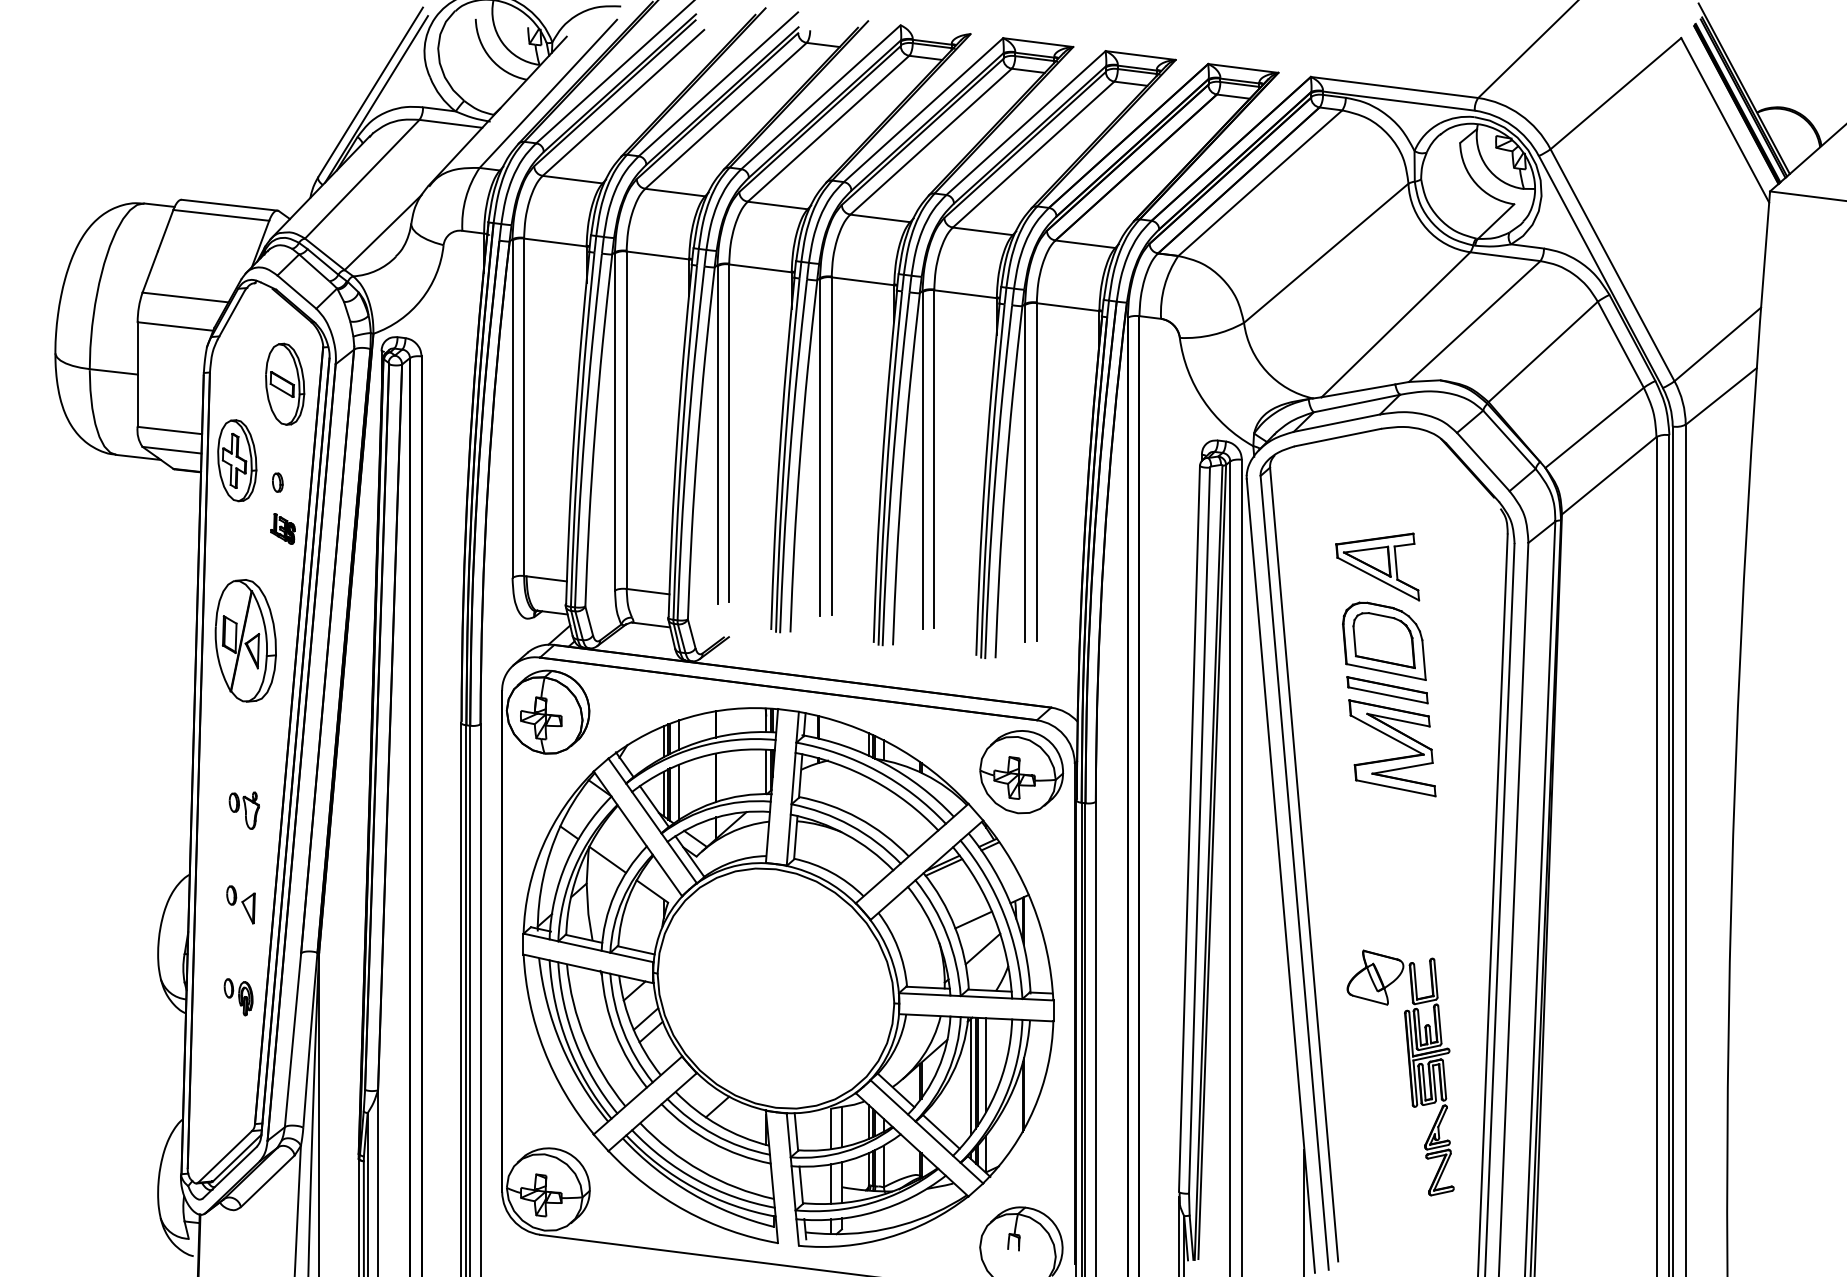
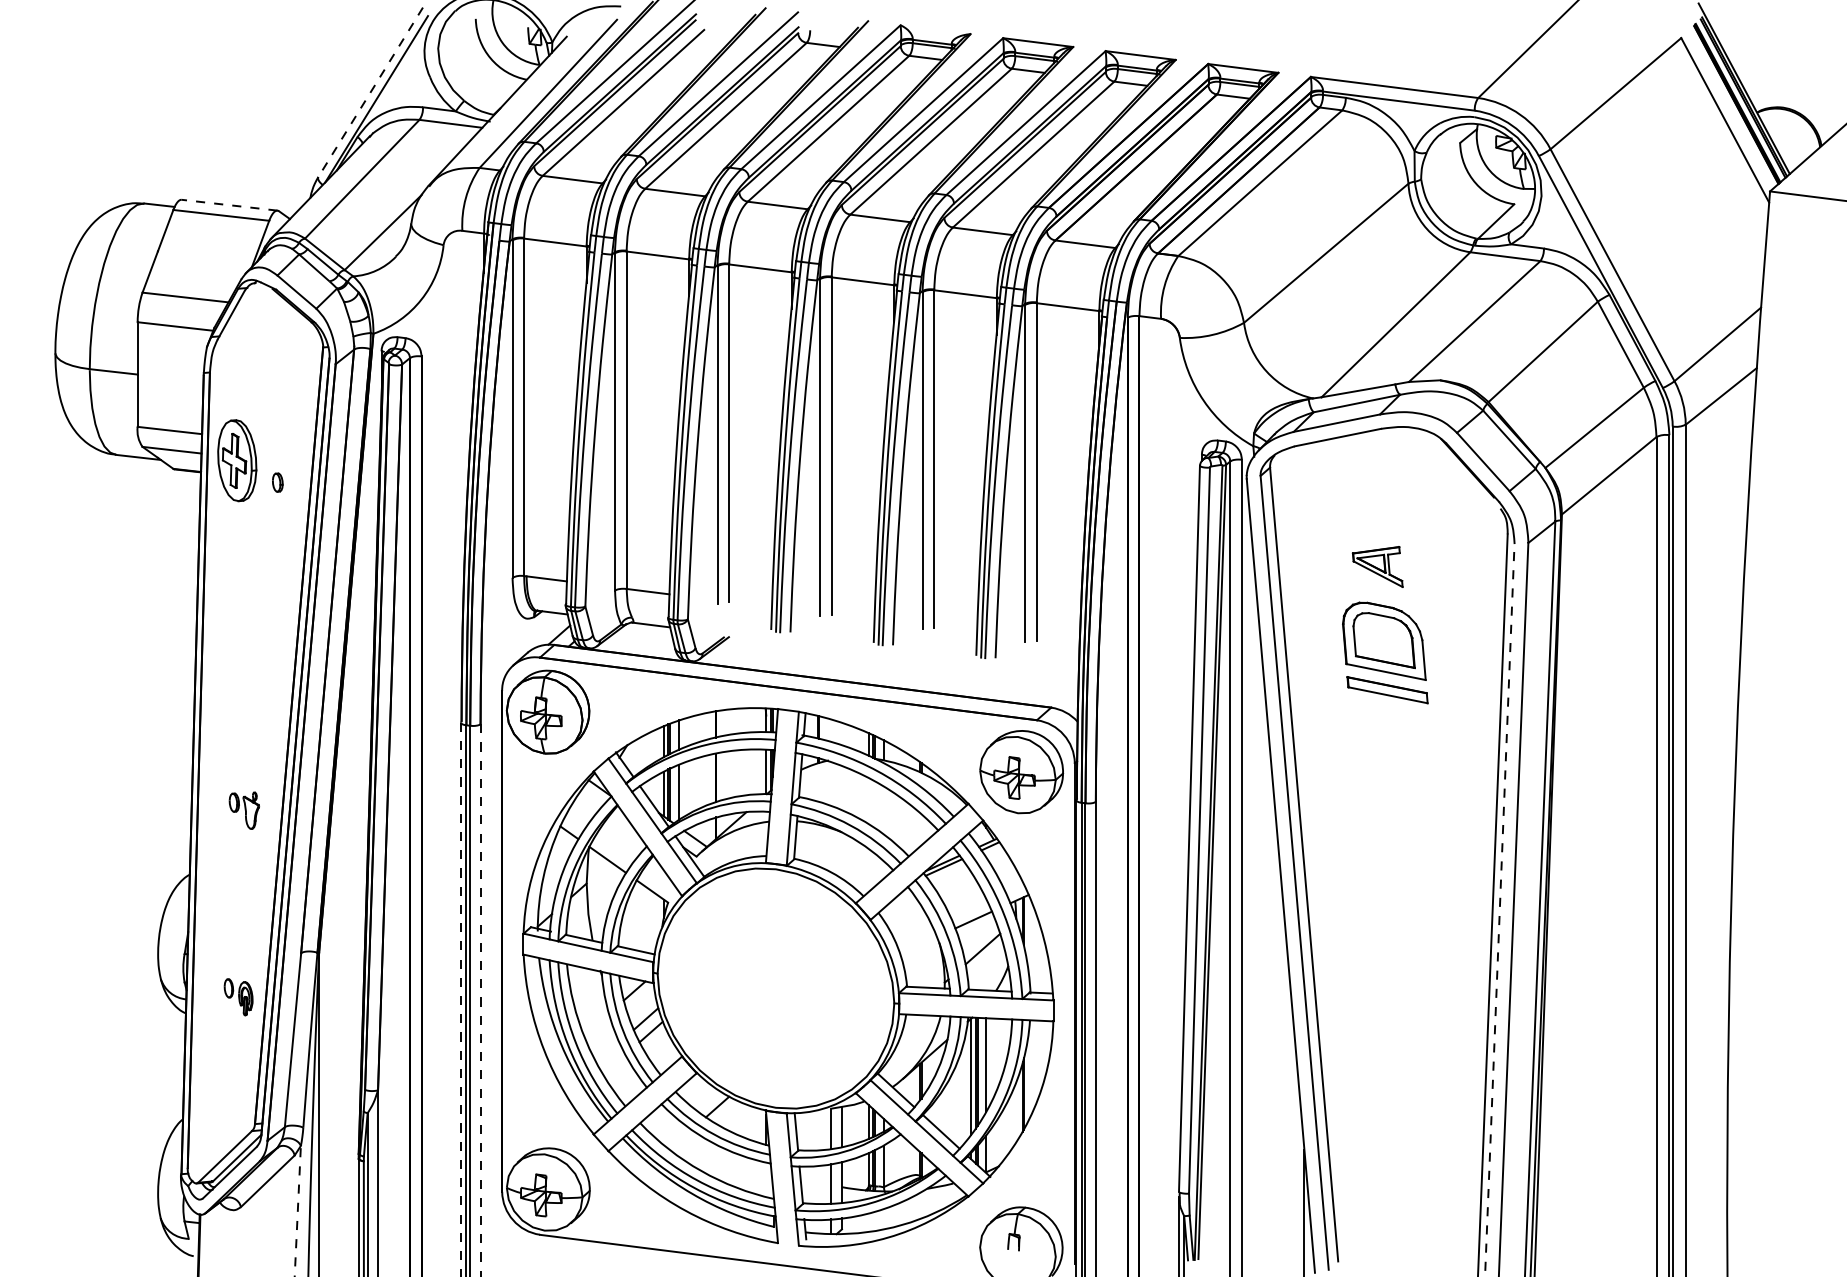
line: solid -> dashed (370, 92)
line: solid -> dashed (229, 205)
part: present -> none (285, 383)
part: present -> none (282, 528)
part size: 86x70 px -> 53x42 px (1377, 566)
part: present -> none (245, 640)
part: present -> none (1396, 741)
part: present -> none (240, 904)
line: solid -> dashed (1499, 910)
line: solid -> dashed (461, 999)
line: solid -> dashed (480, 1000)
part: present -> none (1408, 1068)
line: solid -> dashed (297, 1210)
